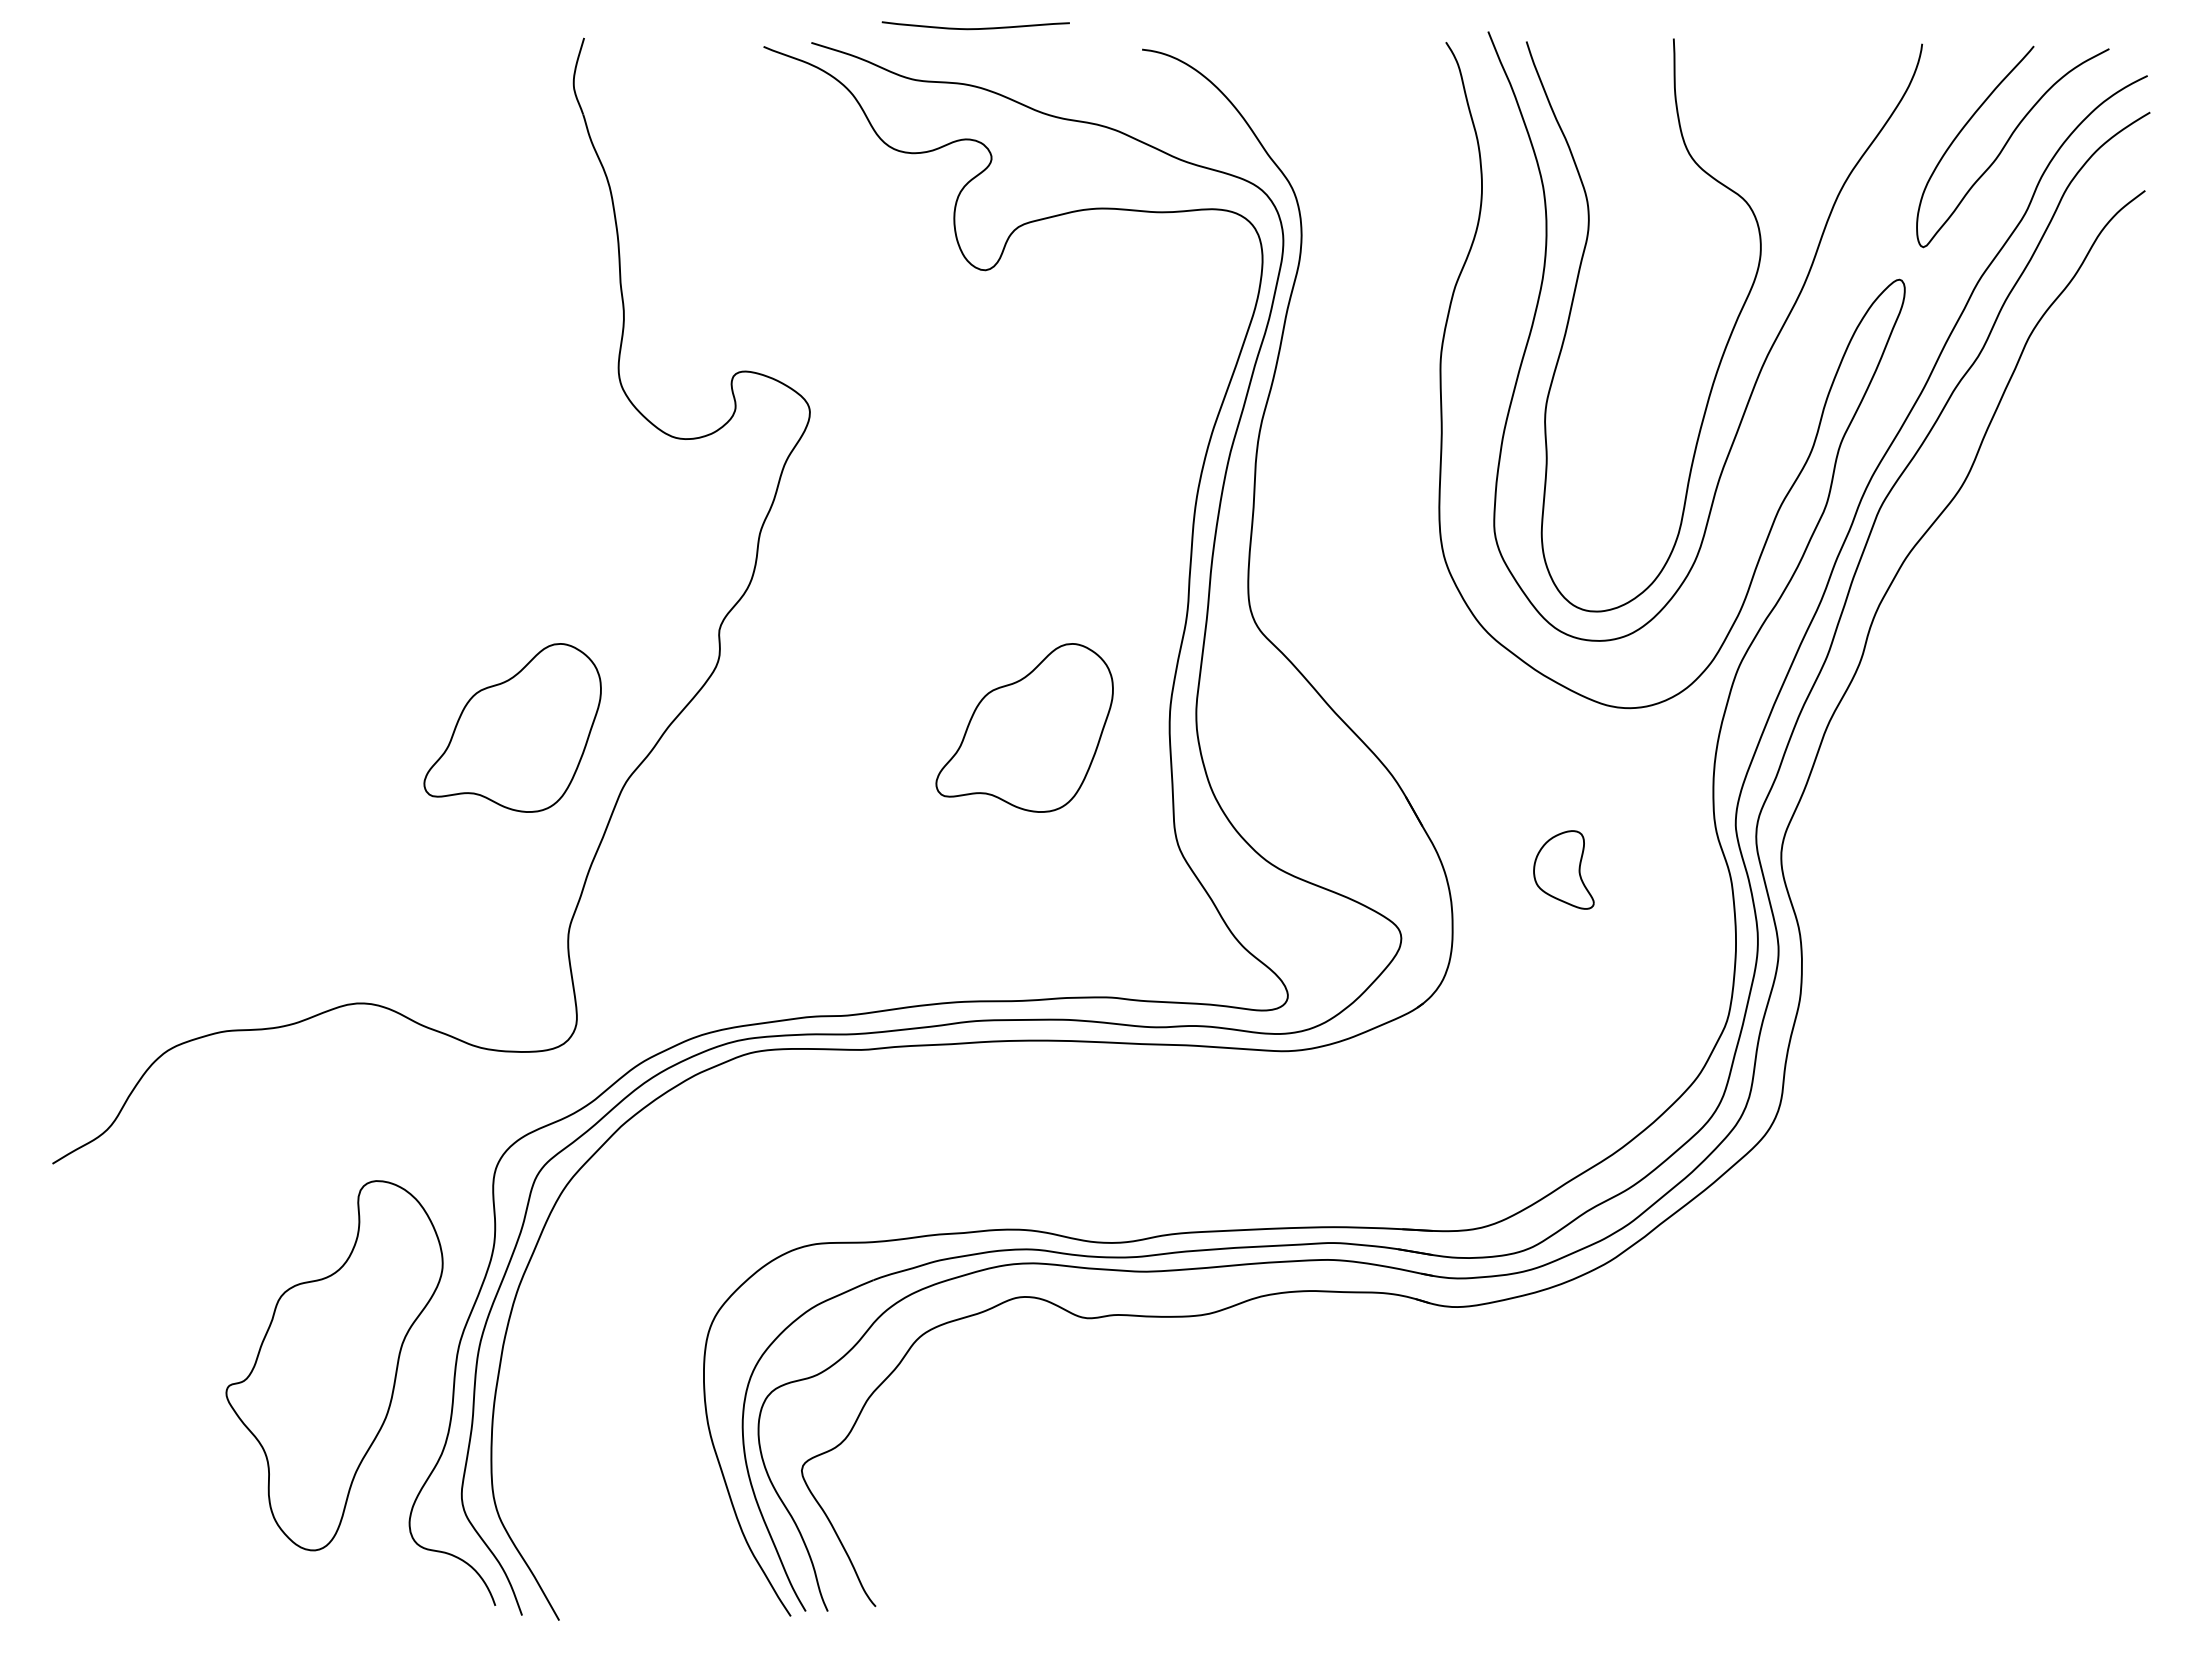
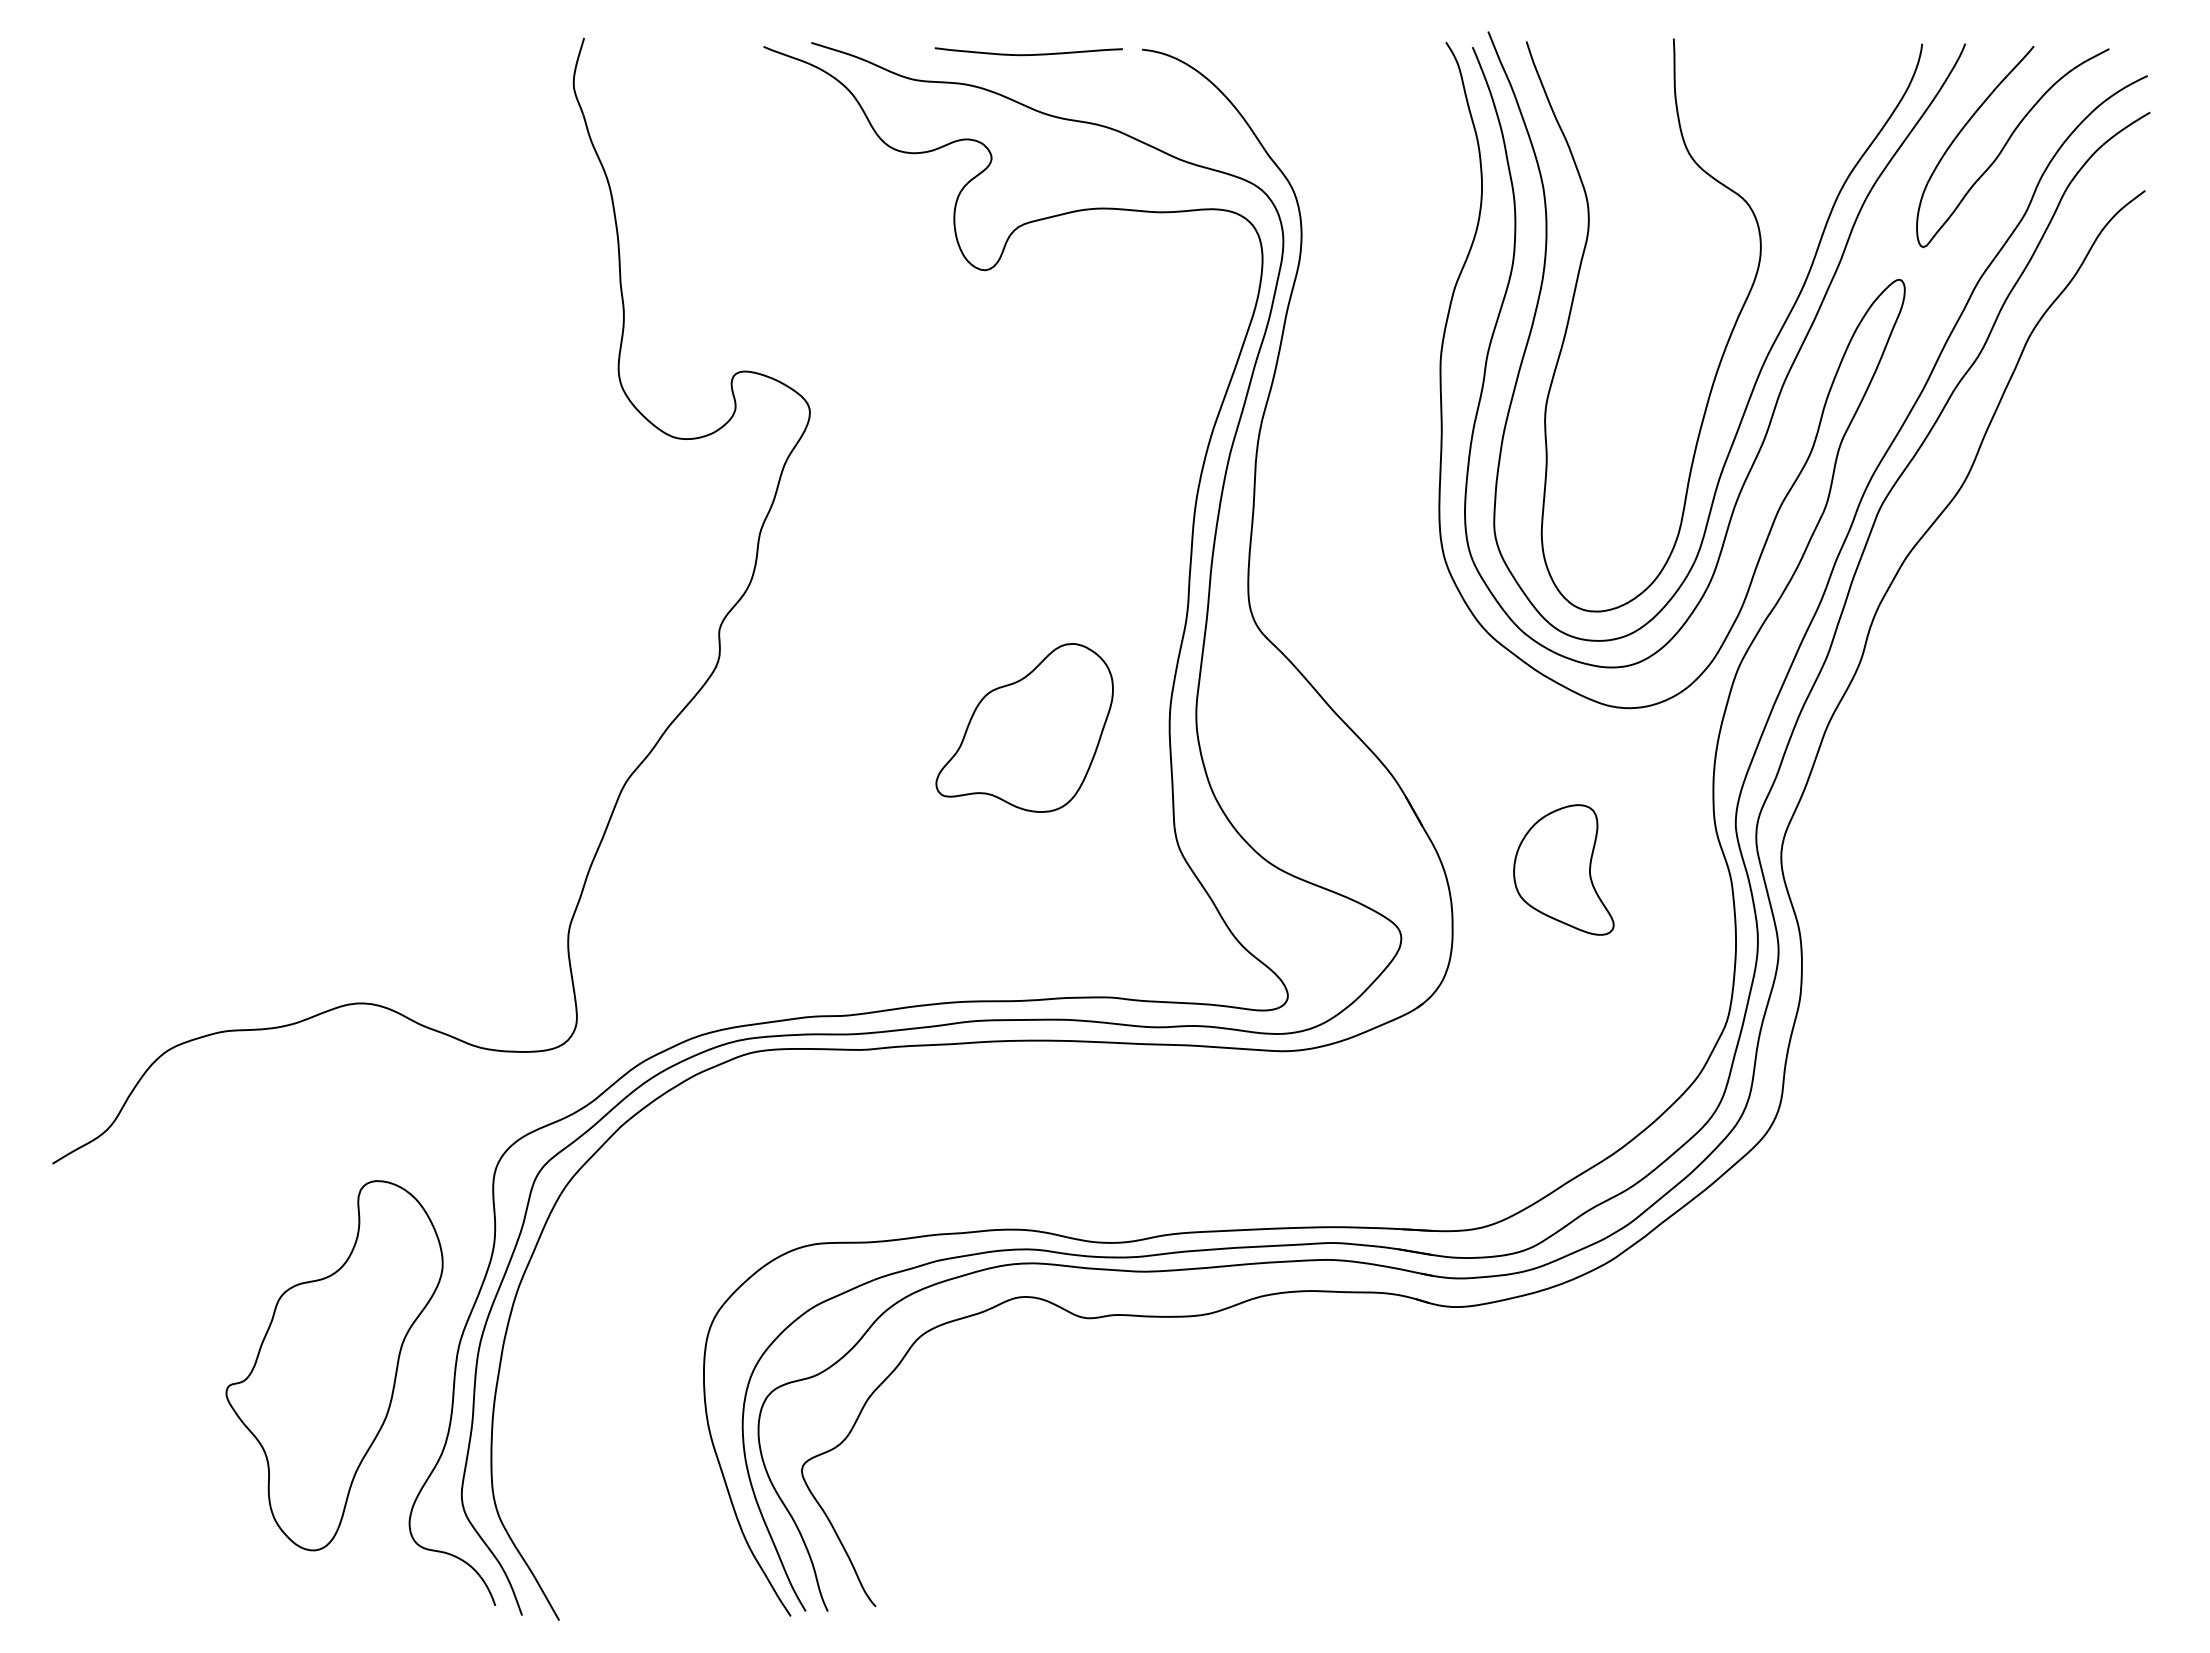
curve position: (975, 28) -> (1028, 54) (1028, 54)
curve: none -> present (1782, 383)
part: present -> none (512, 727)
part size: 62x80 px -> 102x132 px (1563, 869)
